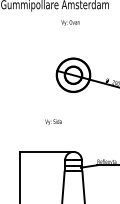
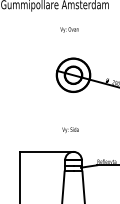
text position: (70, 22) -> (69, 29) (69, 29)
text position: (53, 121) -> (70, 129) (70, 129)
